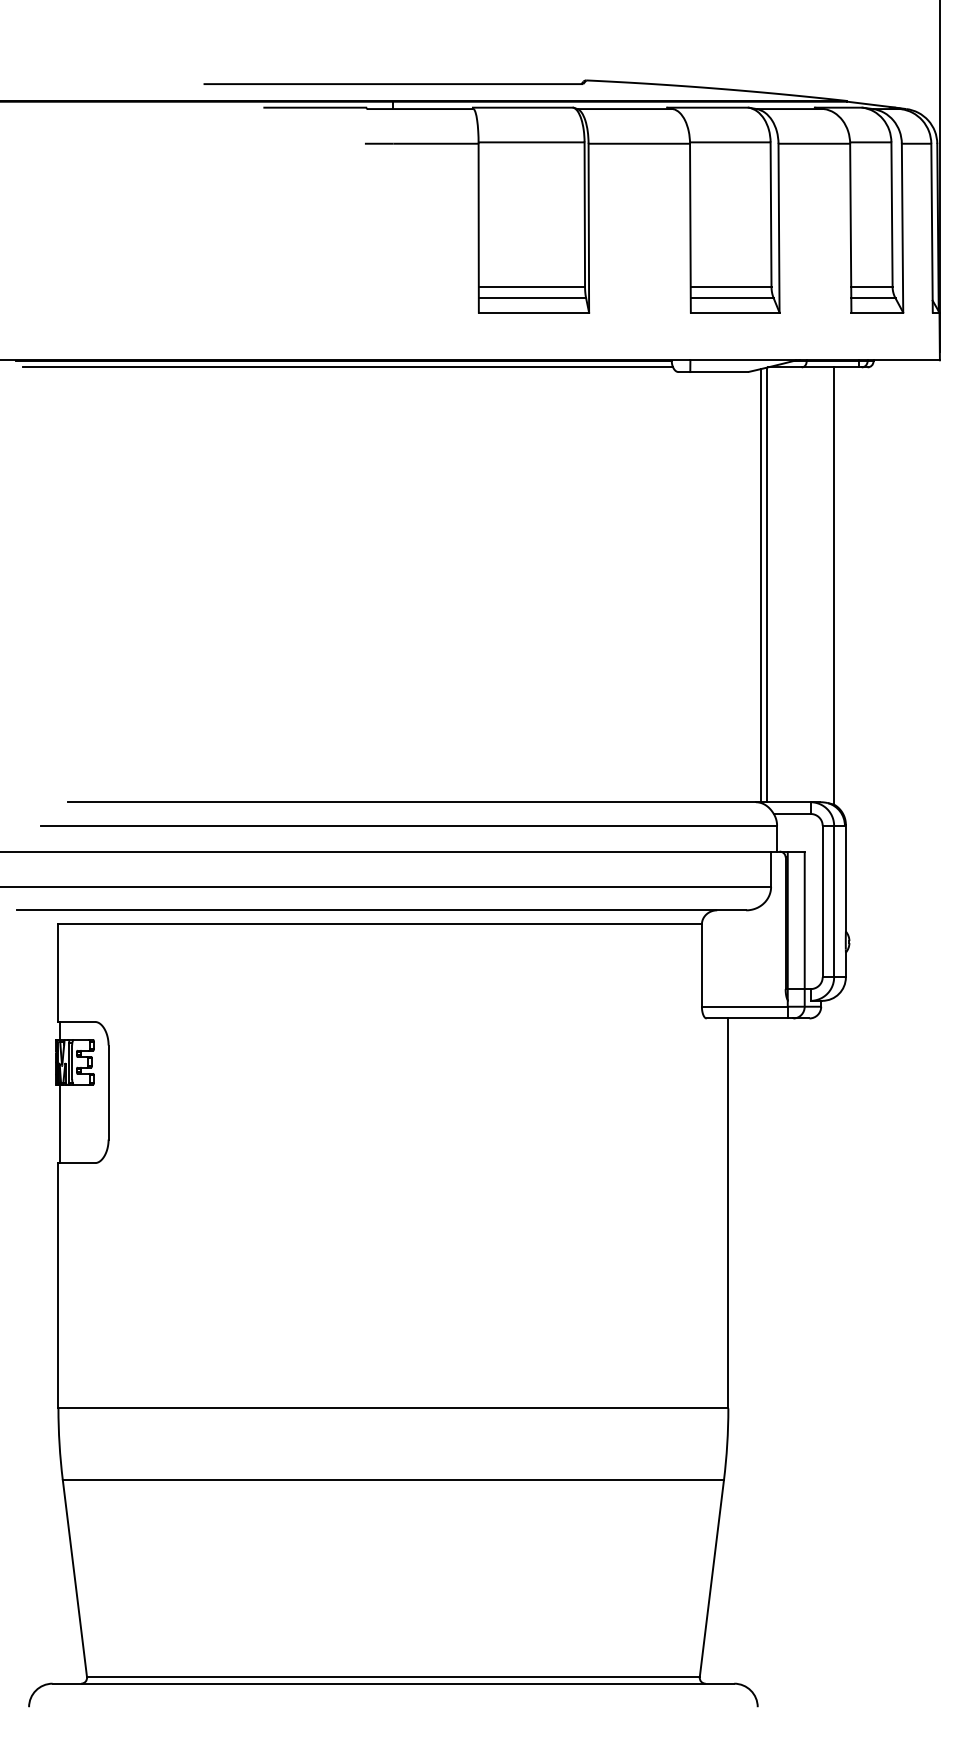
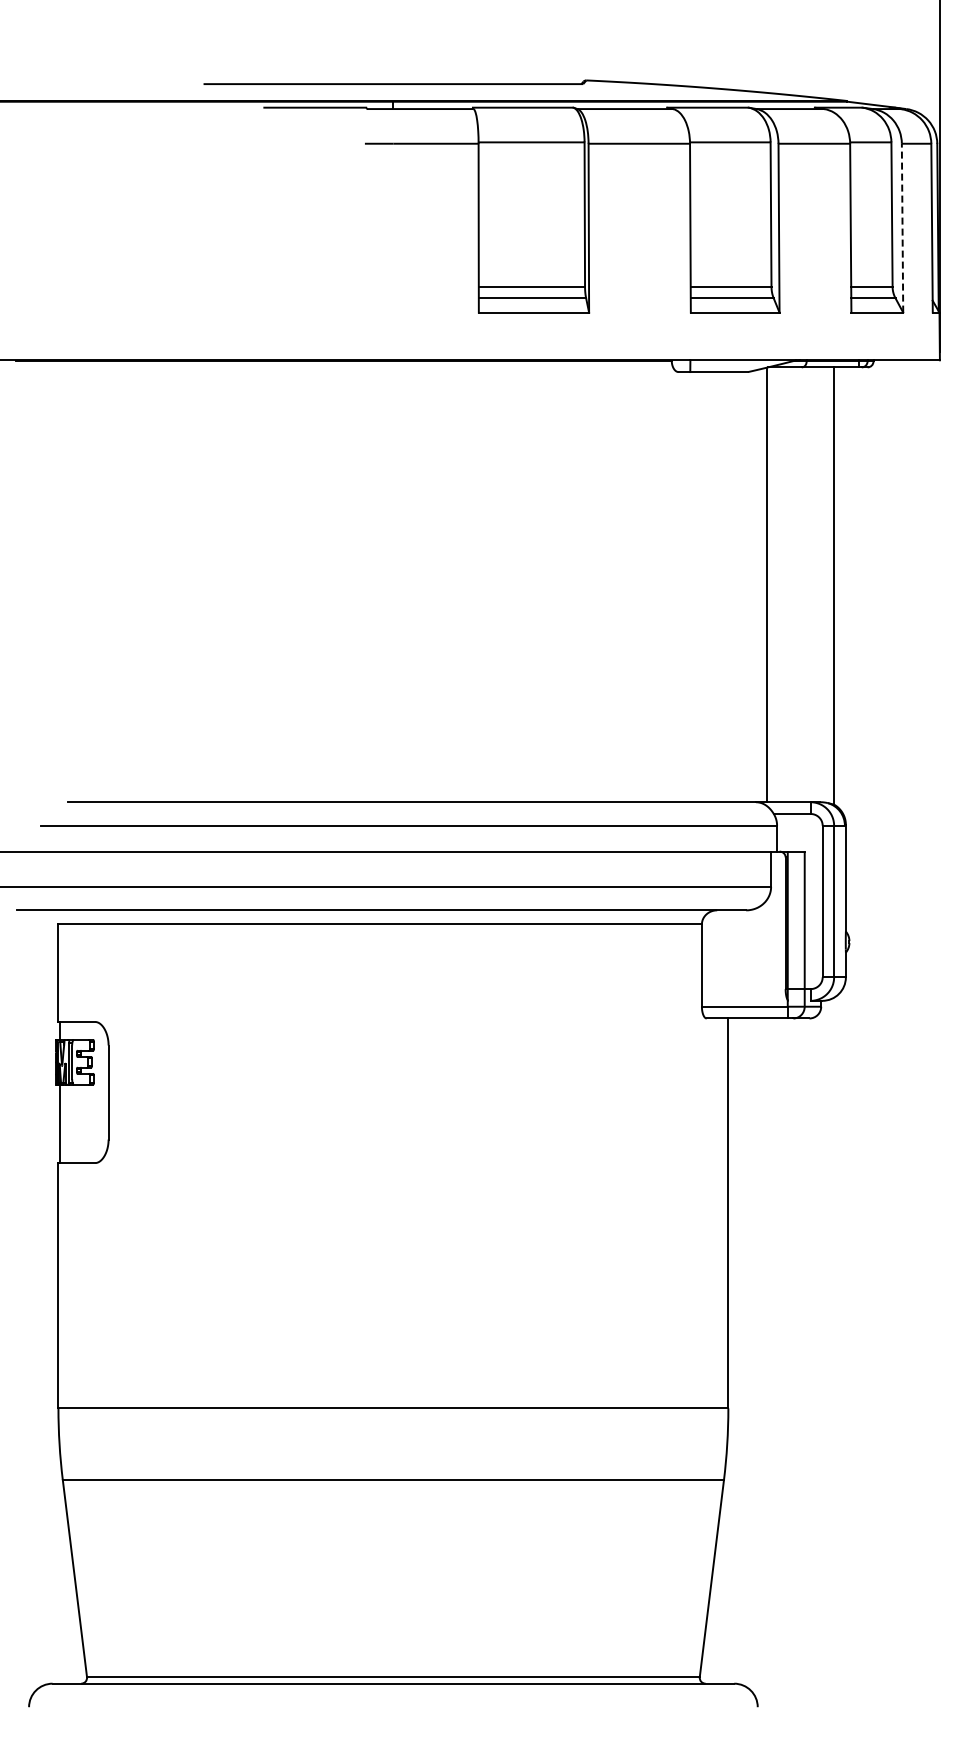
line: solid -> dashed (902, 227)
line: present -> none (347, 367)
line: present -> none (760, 585)
